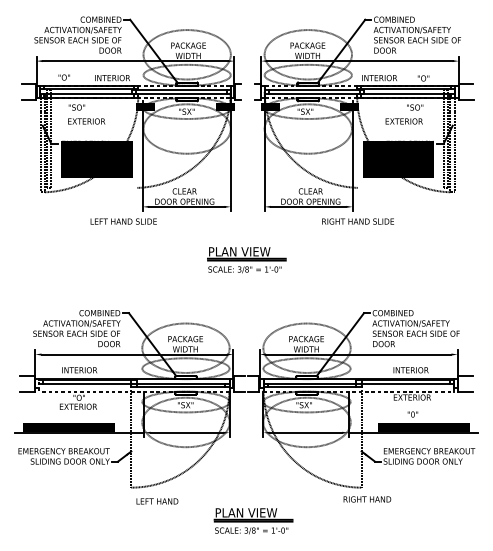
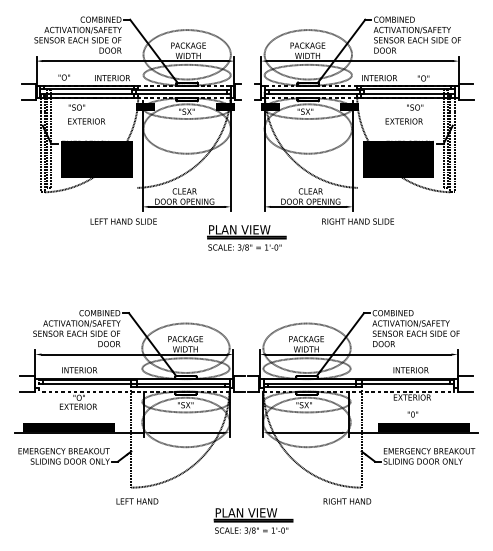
part position: (246, 260) -> (246, 238) (246, 238)
text position: (367, 499) -> (347, 501) (347, 501)
text position: (157, 501) -> (137, 501) (137, 501)
